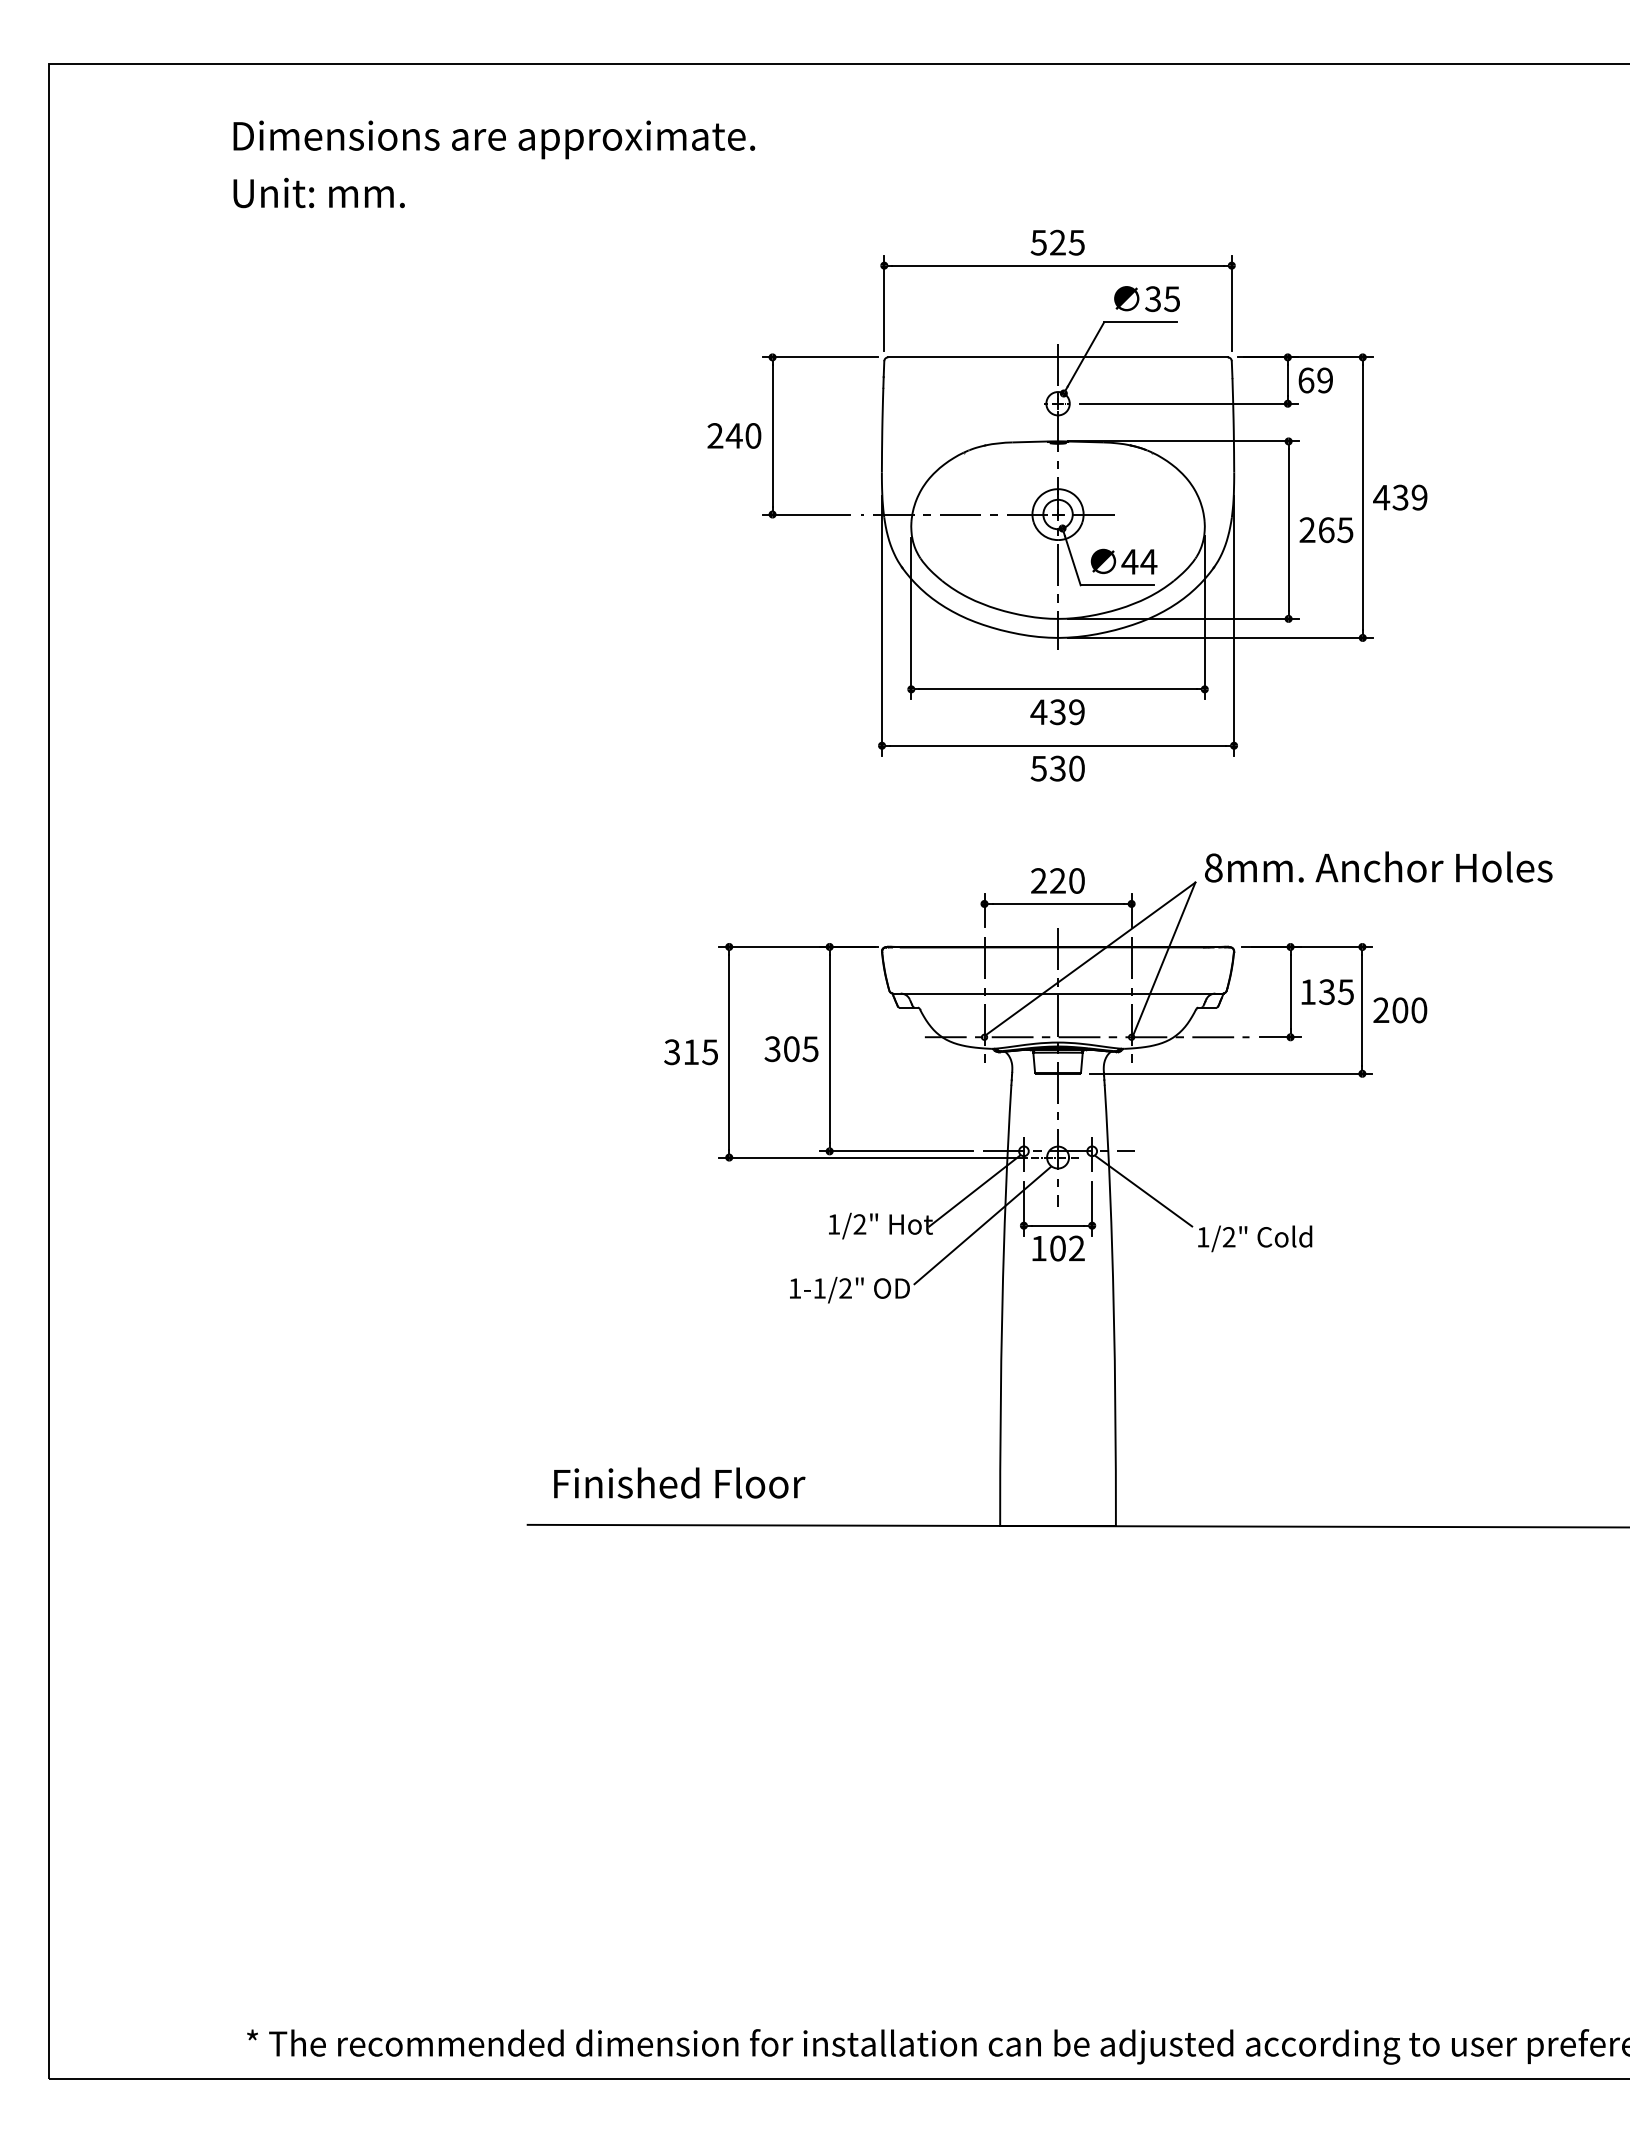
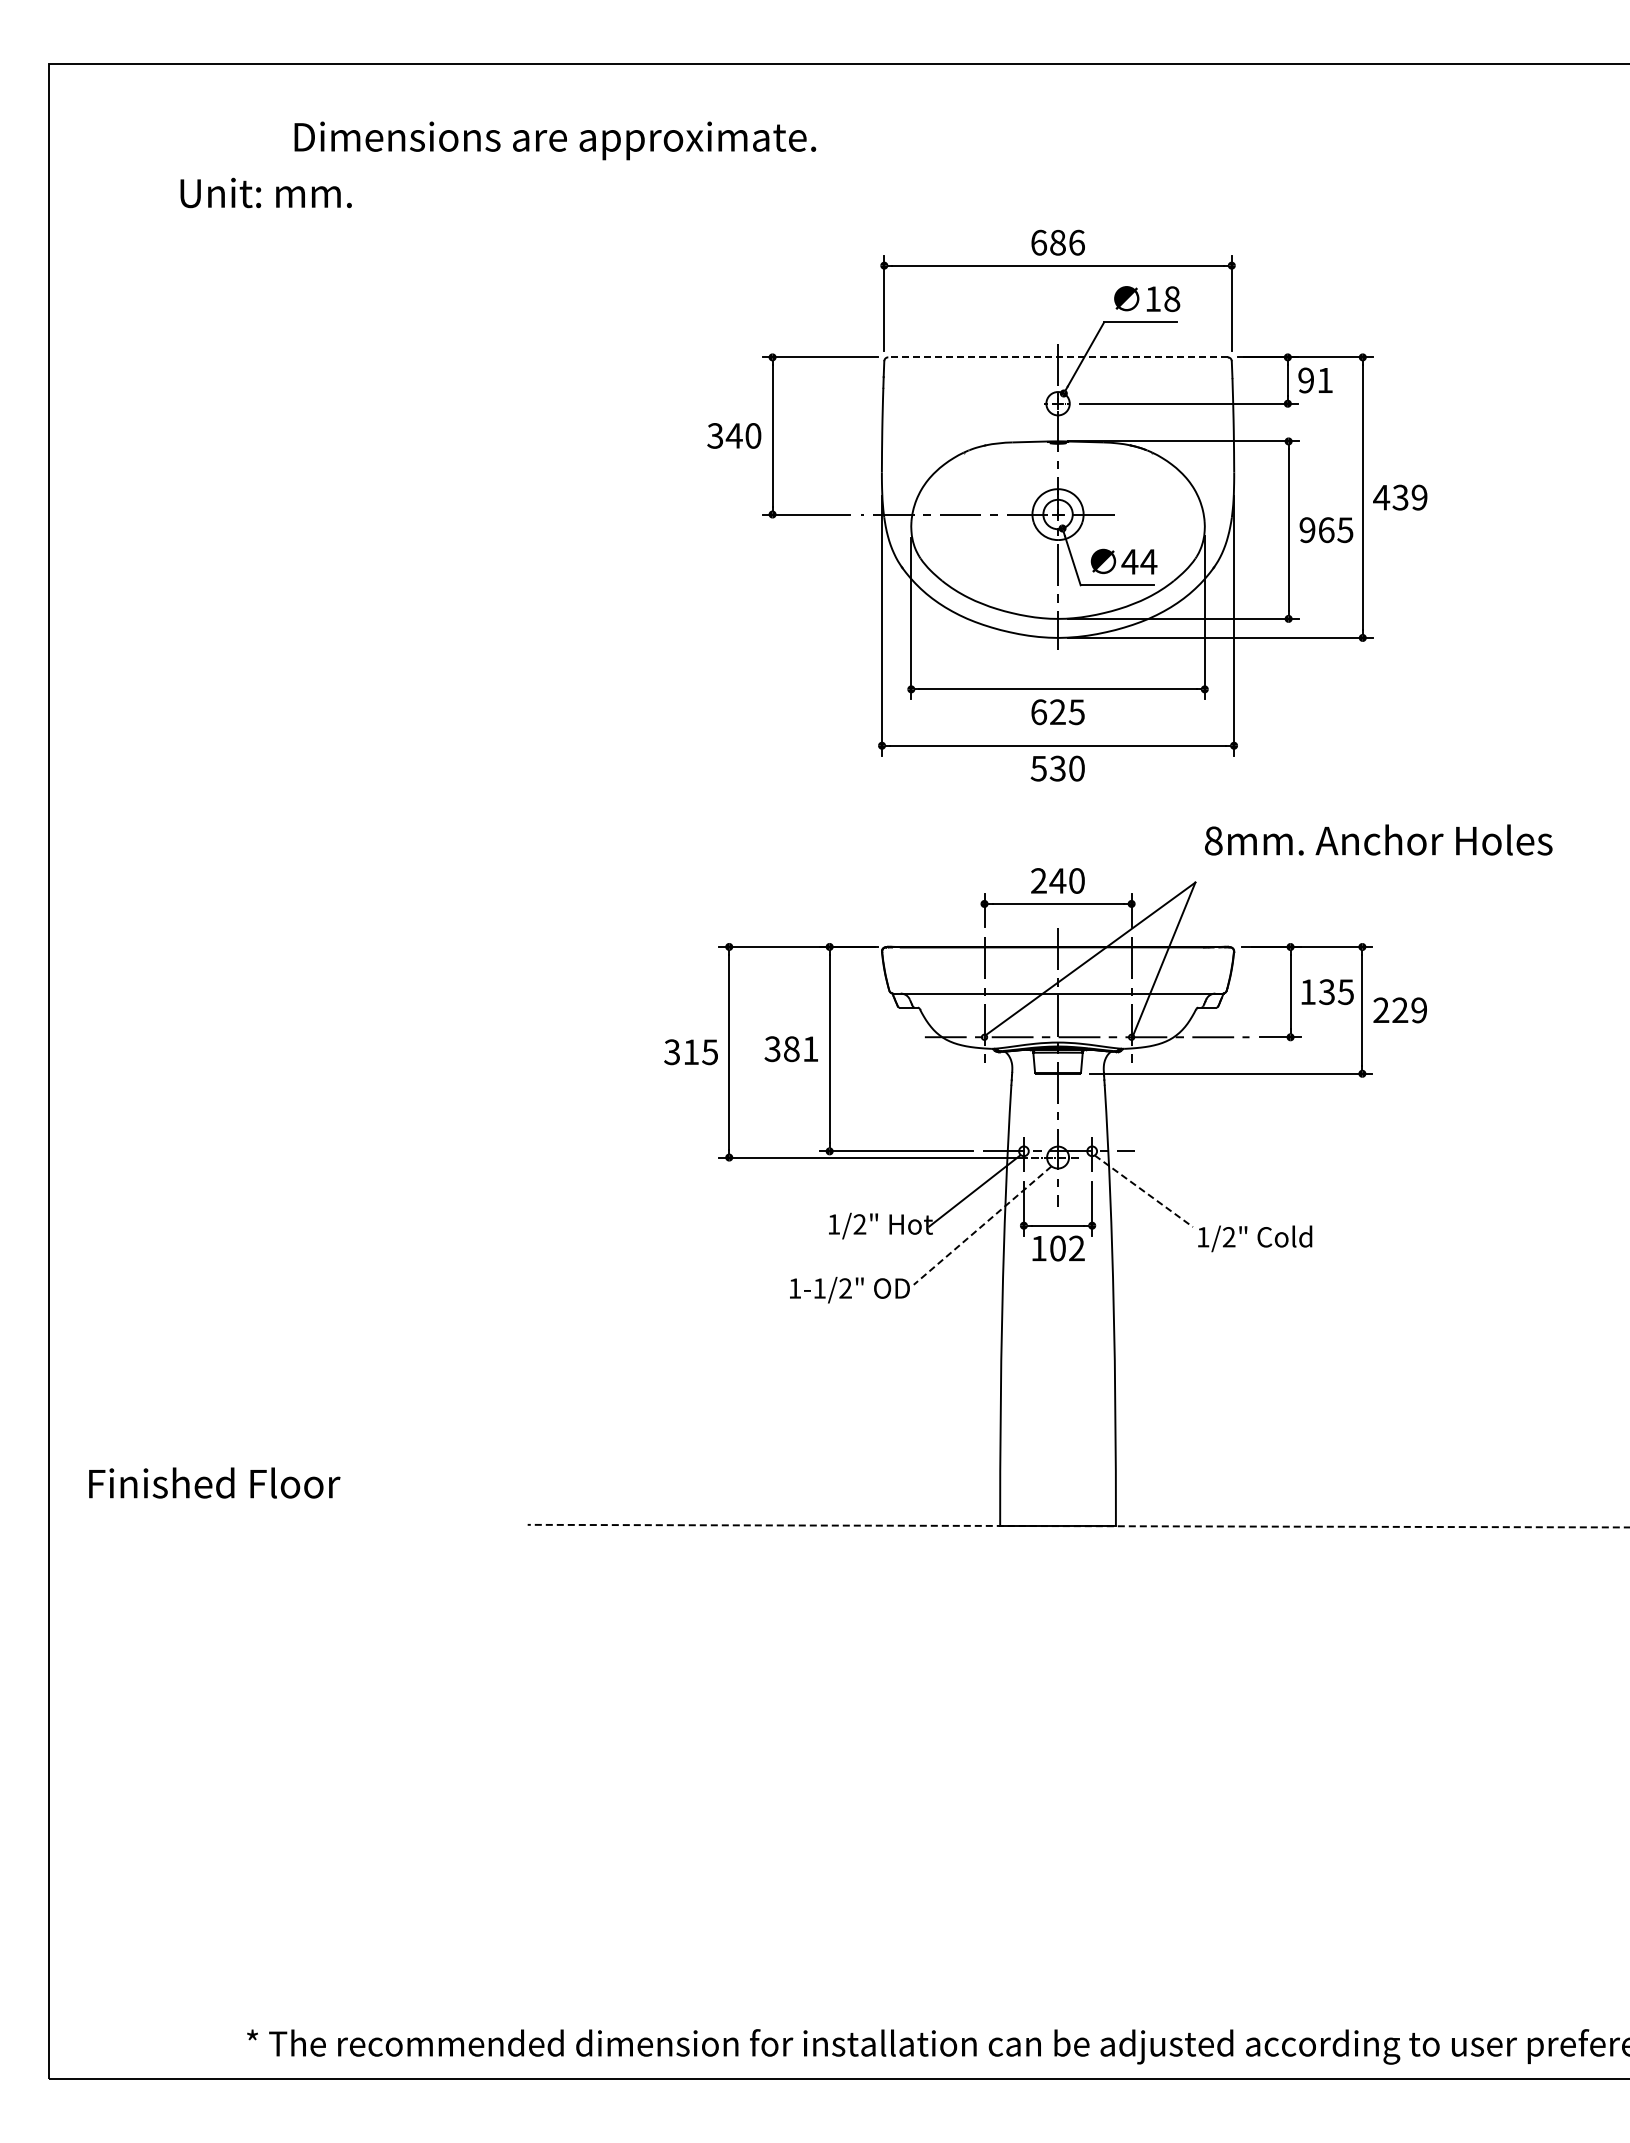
text position: (494, 139) -> (555, 140) (555, 140)
text position: (318, 192) -> (265, 192) (265, 192)
text: 525 -> 686 (1057, 242)
text: 35 -> 18 (1162, 299)
line: solid -> dashed (1058, 357)
text: 69 -> 91 (1315, 380)
text: 240 -> 340 (715, 435)
text: 265 -> 965 (1307, 530)
text: 439 -> 625 (1057, 712)
text position: (1378, 866) -> (1378, 839) (1378, 839)
text: 220 -> 240 (1057, 880)
text: 200 -> 229 (1409, 1010)
text: 305 -> 381 (801, 1049)
line: solid -> dashed (1143, 1191)
line: solid -> dashed (982, 1225)
text position: (679, 1482) -> (214, 1482) (214, 1482)
line: solid -> dashed (1078, 1526)
